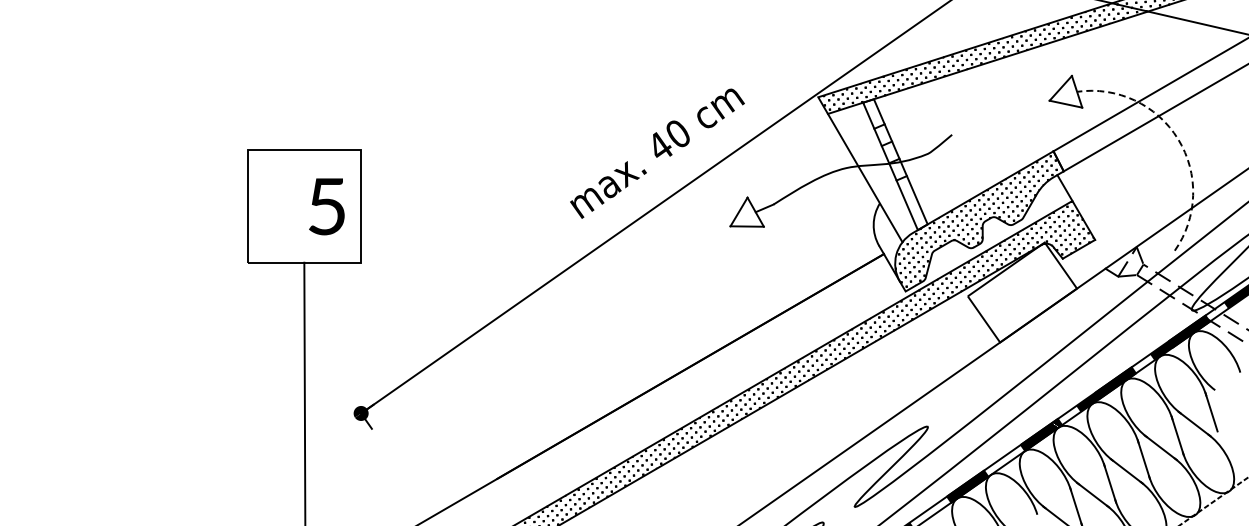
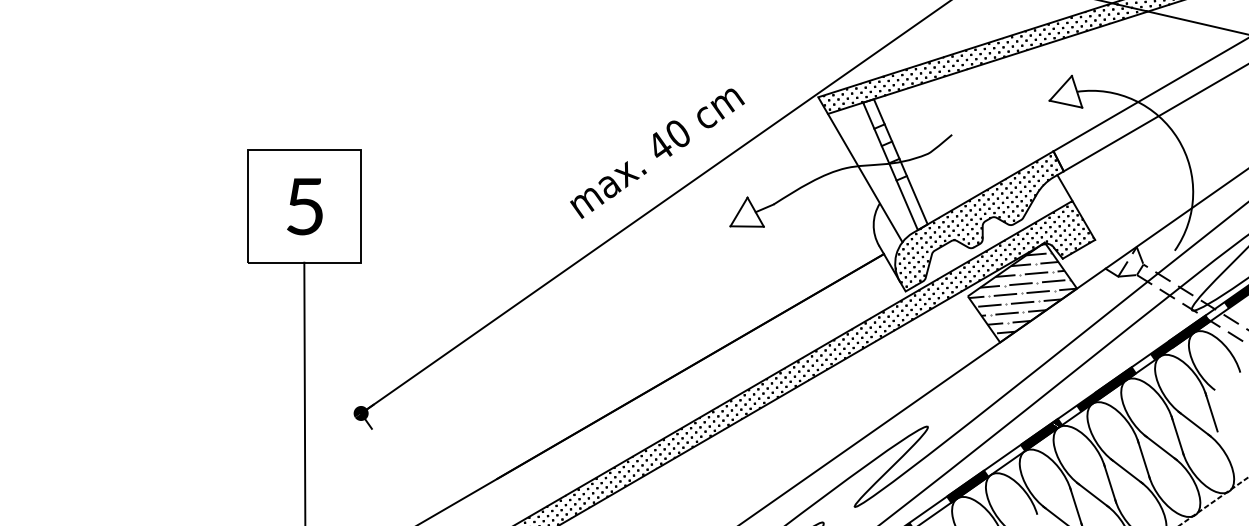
arc: dashed -> solid (1178, 139)
text position: (326, 206) -> (304, 206) (304, 206)
hatch: none -> present (1023, 293)
